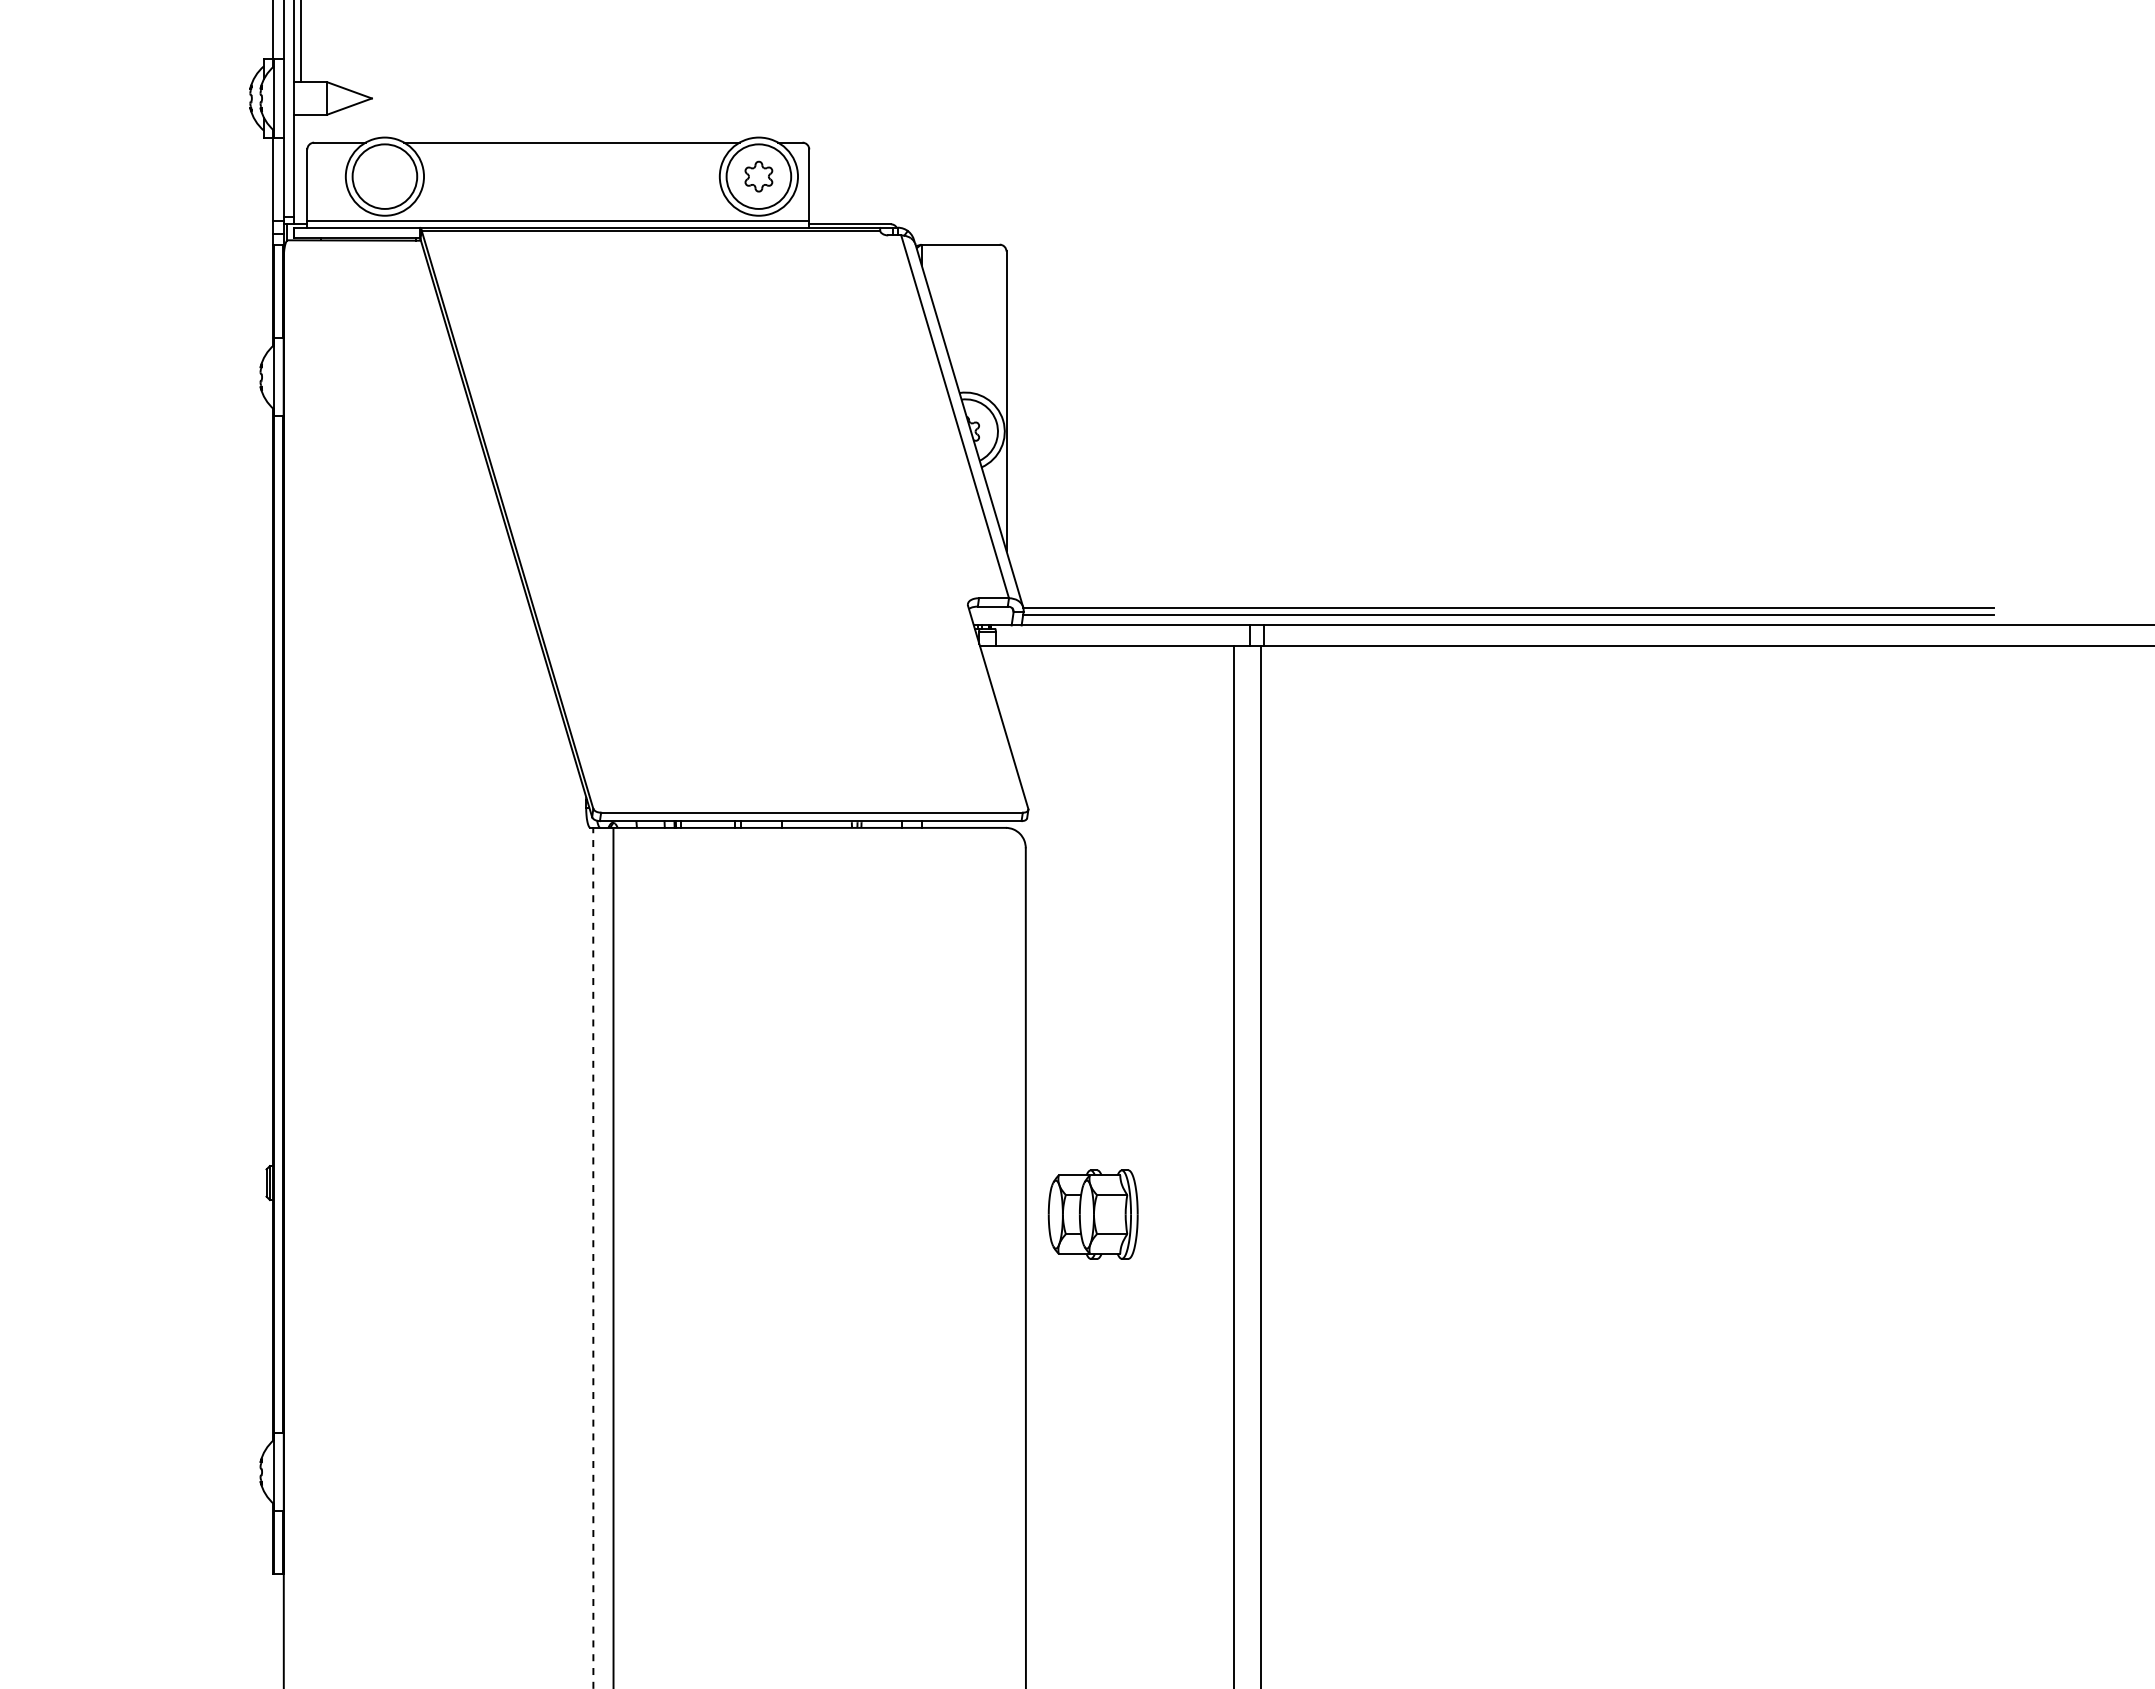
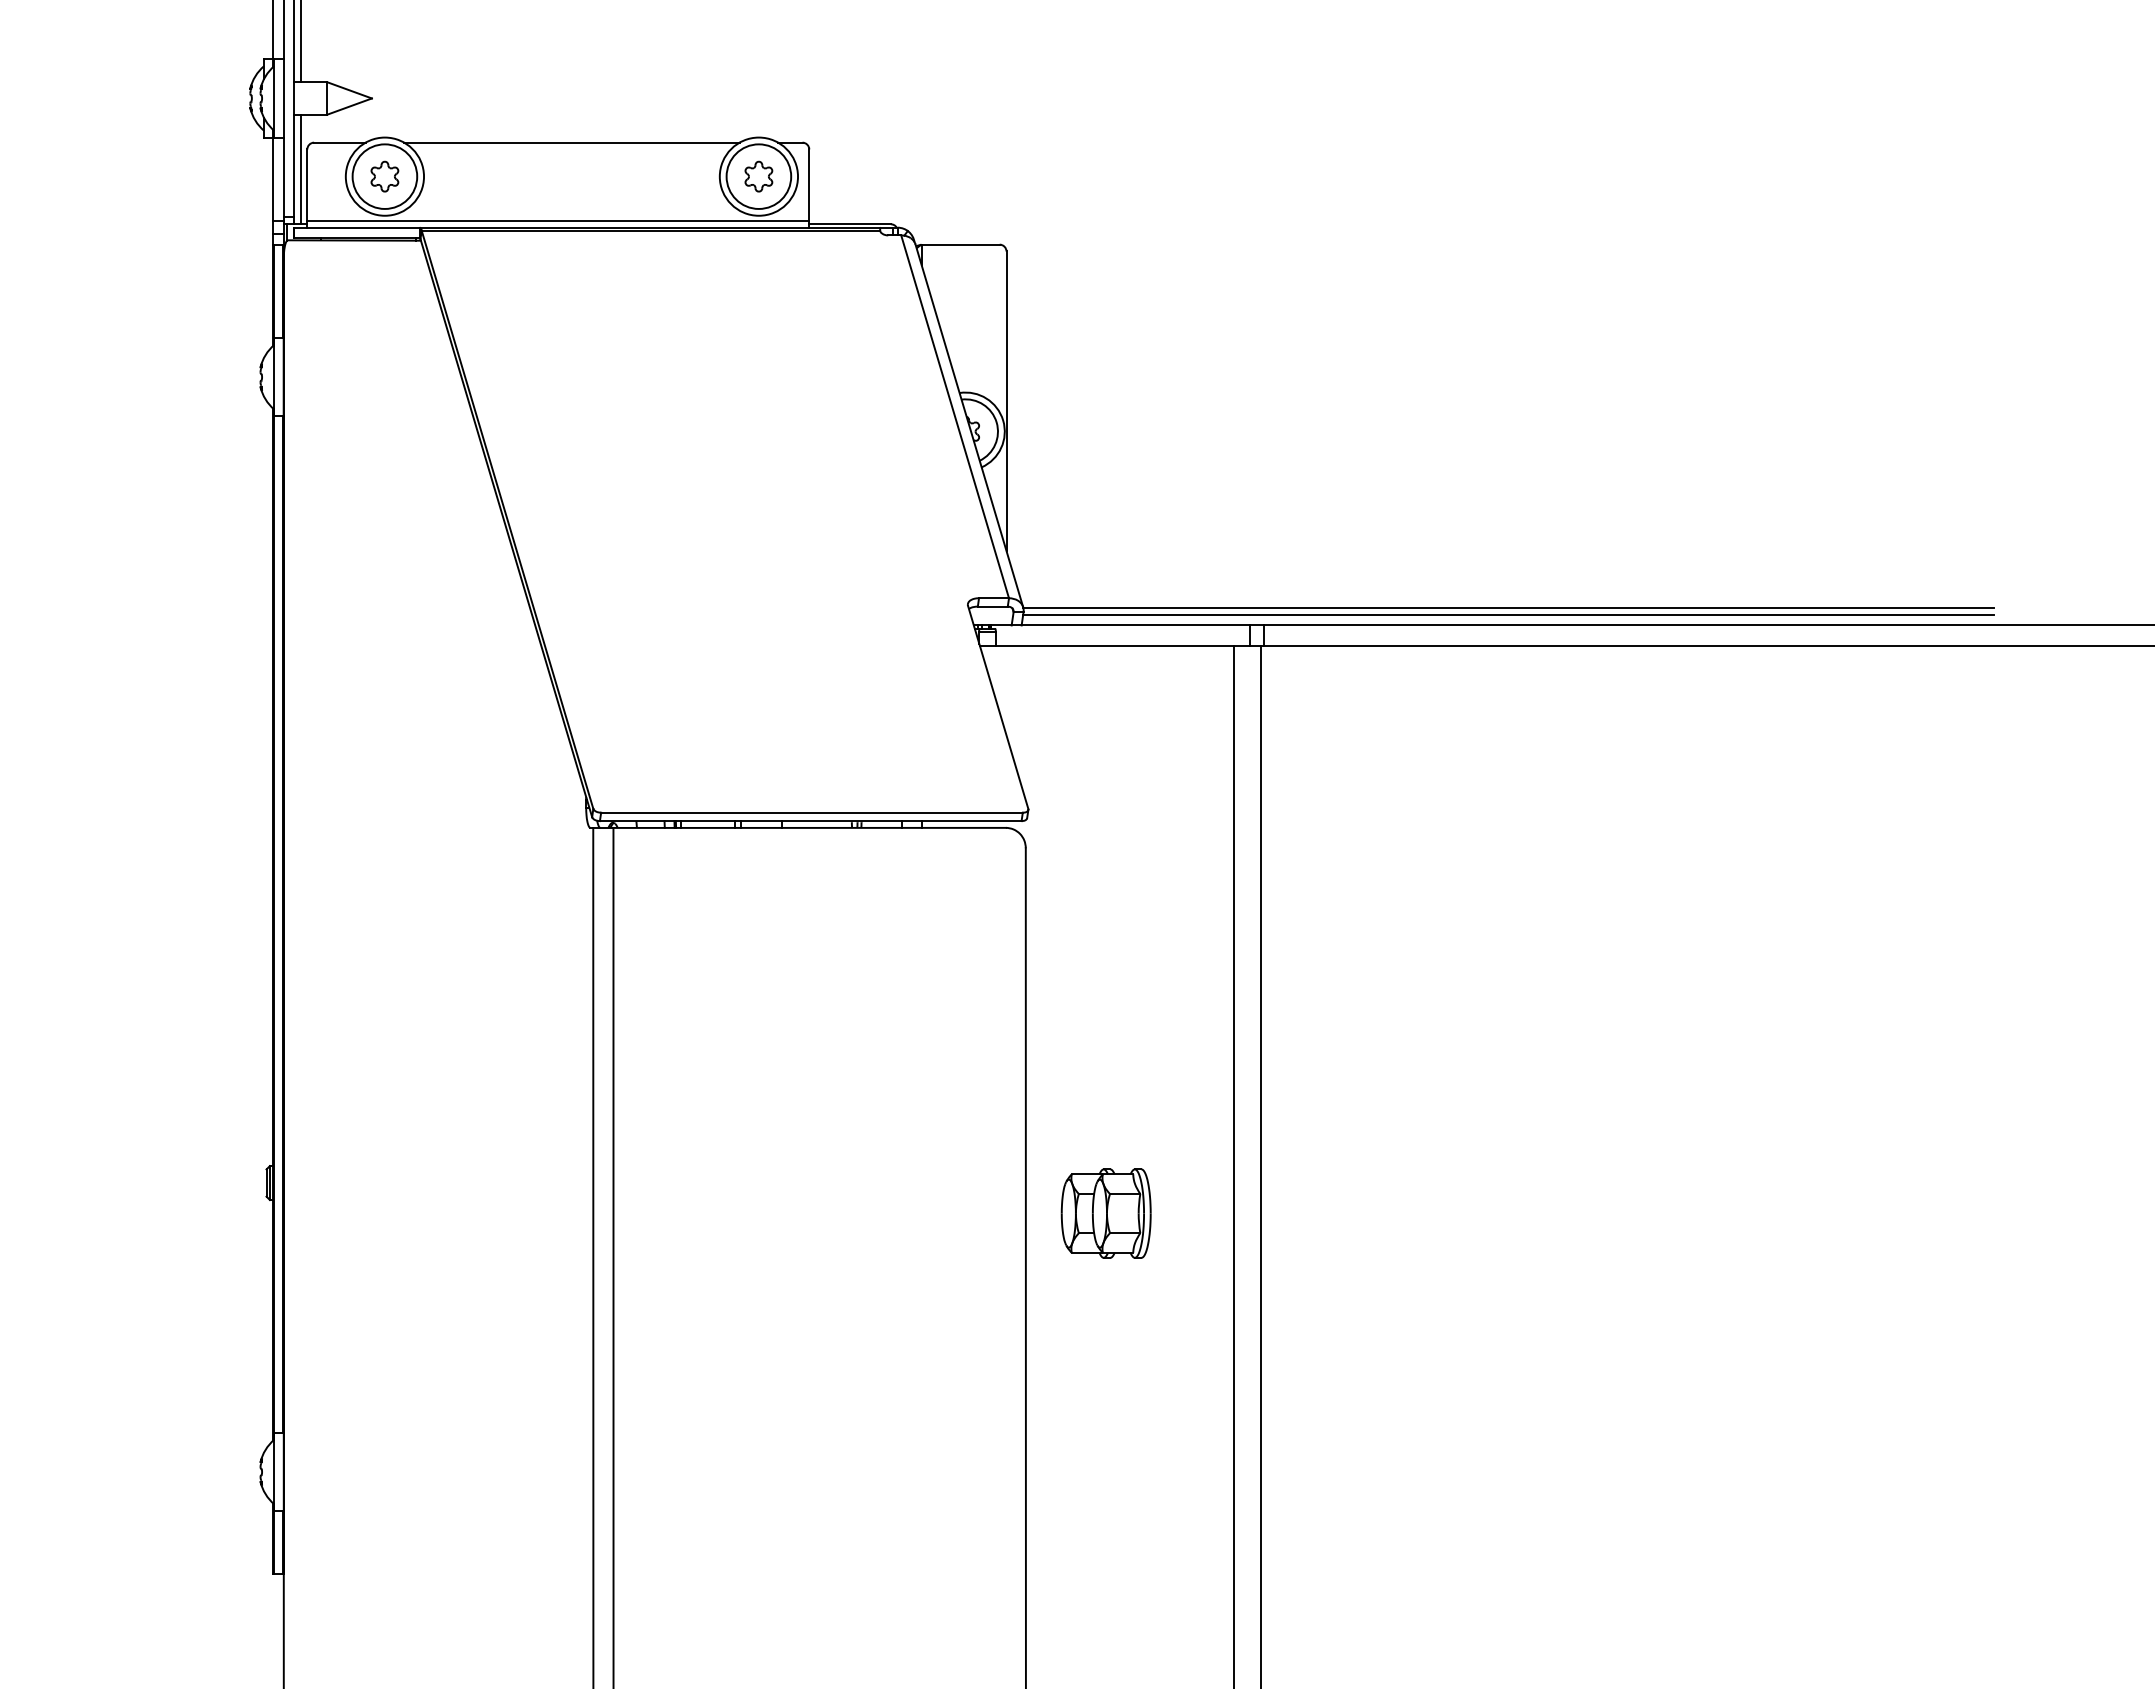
line: none -> present (300, 169)
part: none -> present (384, 176)
part position: (1092, 1214) -> (1105, 1213) (1105, 1213)
line: dashed -> solid (593, 1257)
